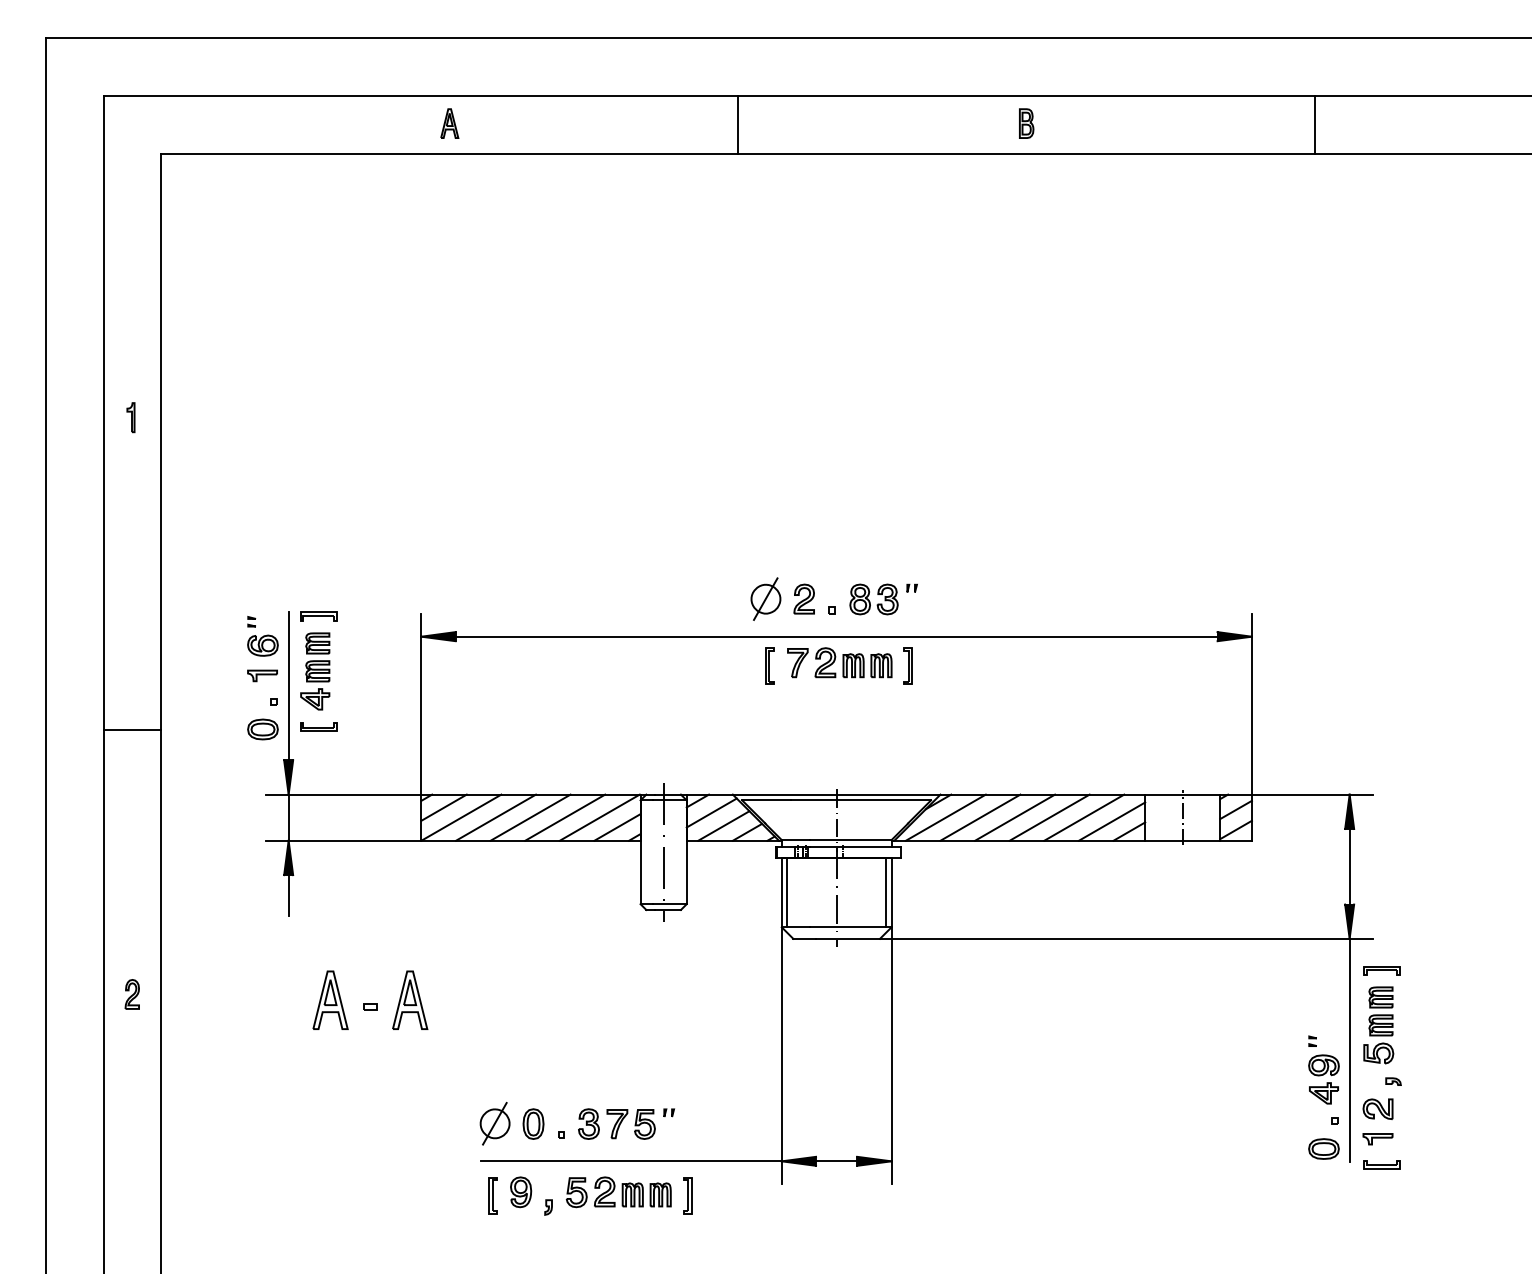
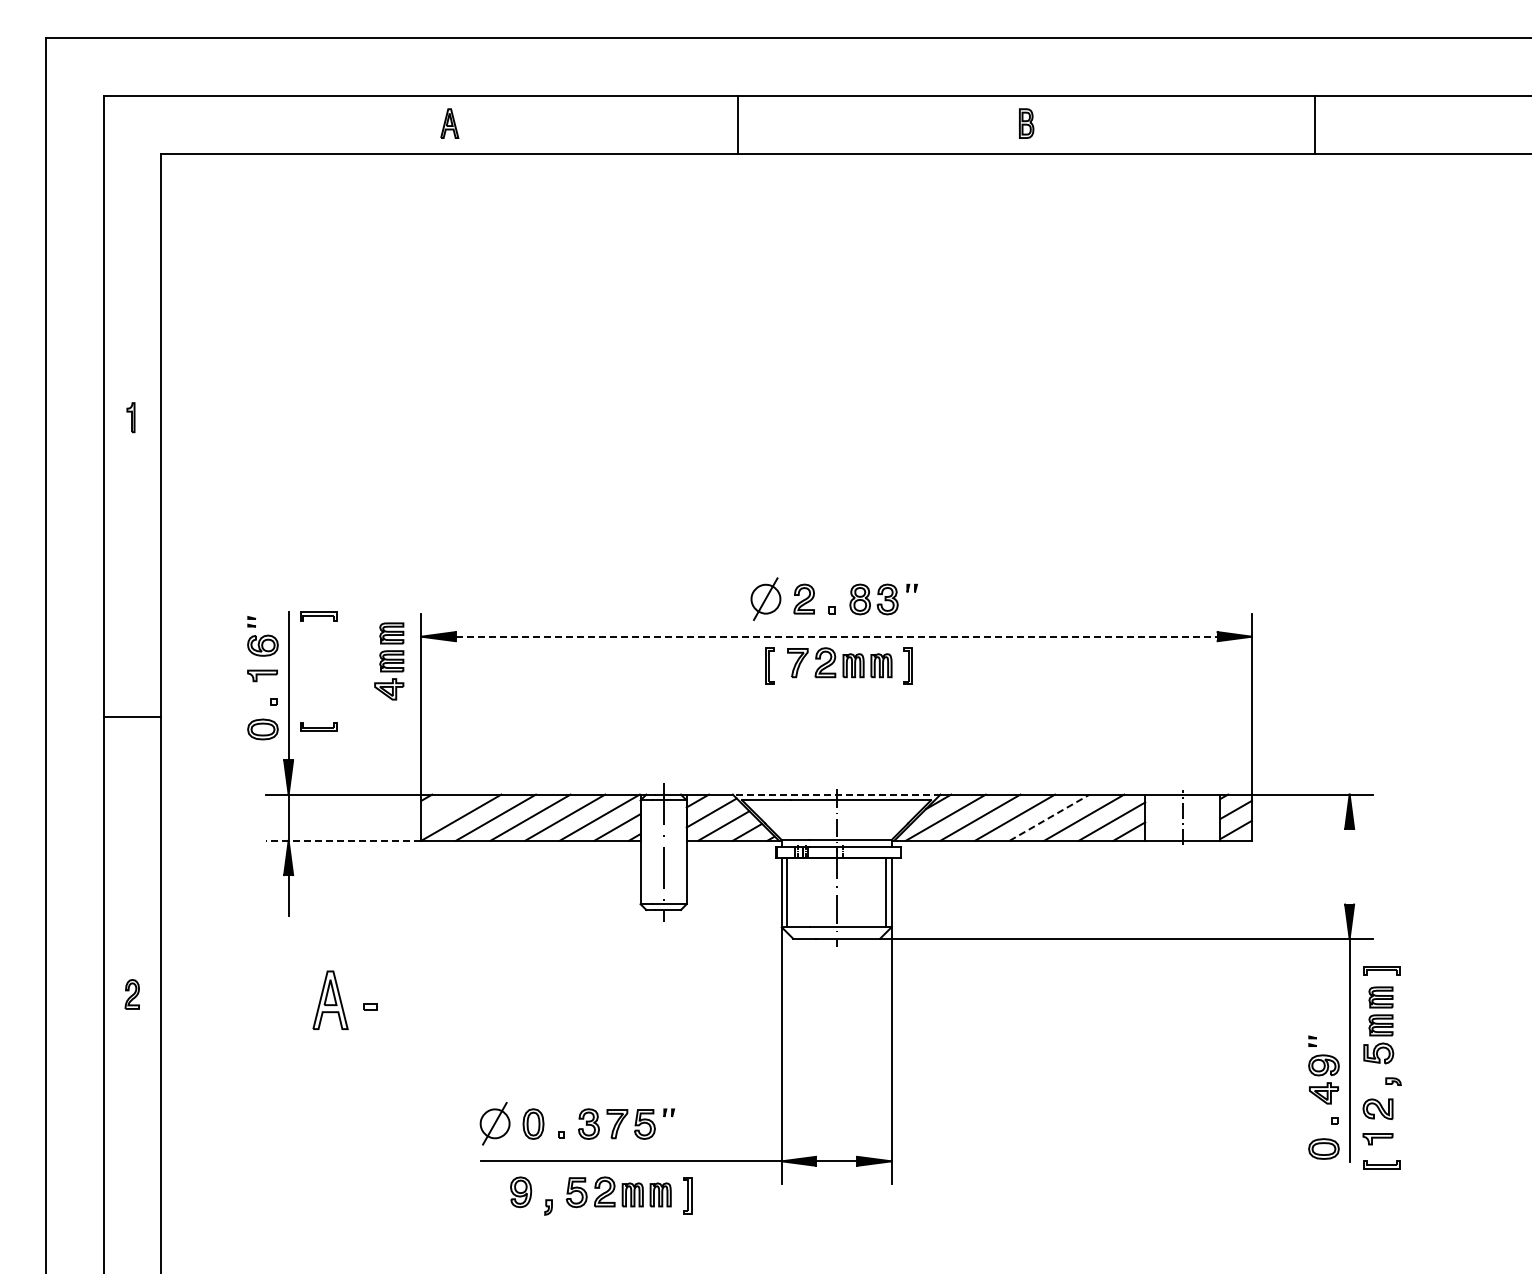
line: solid -> dashed (836, 636)
part position: (315, 671) -> (389, 661) (389, 661)
line position: (132, 730) -> (132, 717) (132, 717)
line: solid -> dashed (836, 794)
line: present -> none (443, 807)
line: solid -> dashed (1050, 817)
line: solid -> dashed (343, 840)
line: present -> none (1349, 866)
part: present -> none (410, 999)
part: present -> none (492, 1195)
